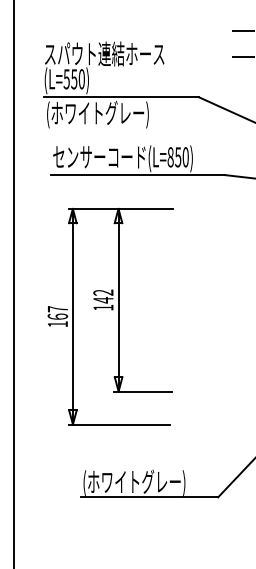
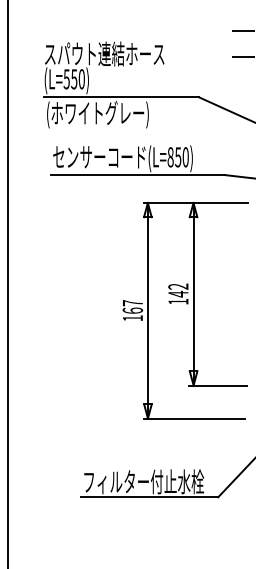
line position: (13, 283) -> (7, 283) (7, 283)
part position: (111, 310) -> (186, 304) (186, 304)
text: (ホワイトグレー) -> フィルター付止水栓 (143, 482)
